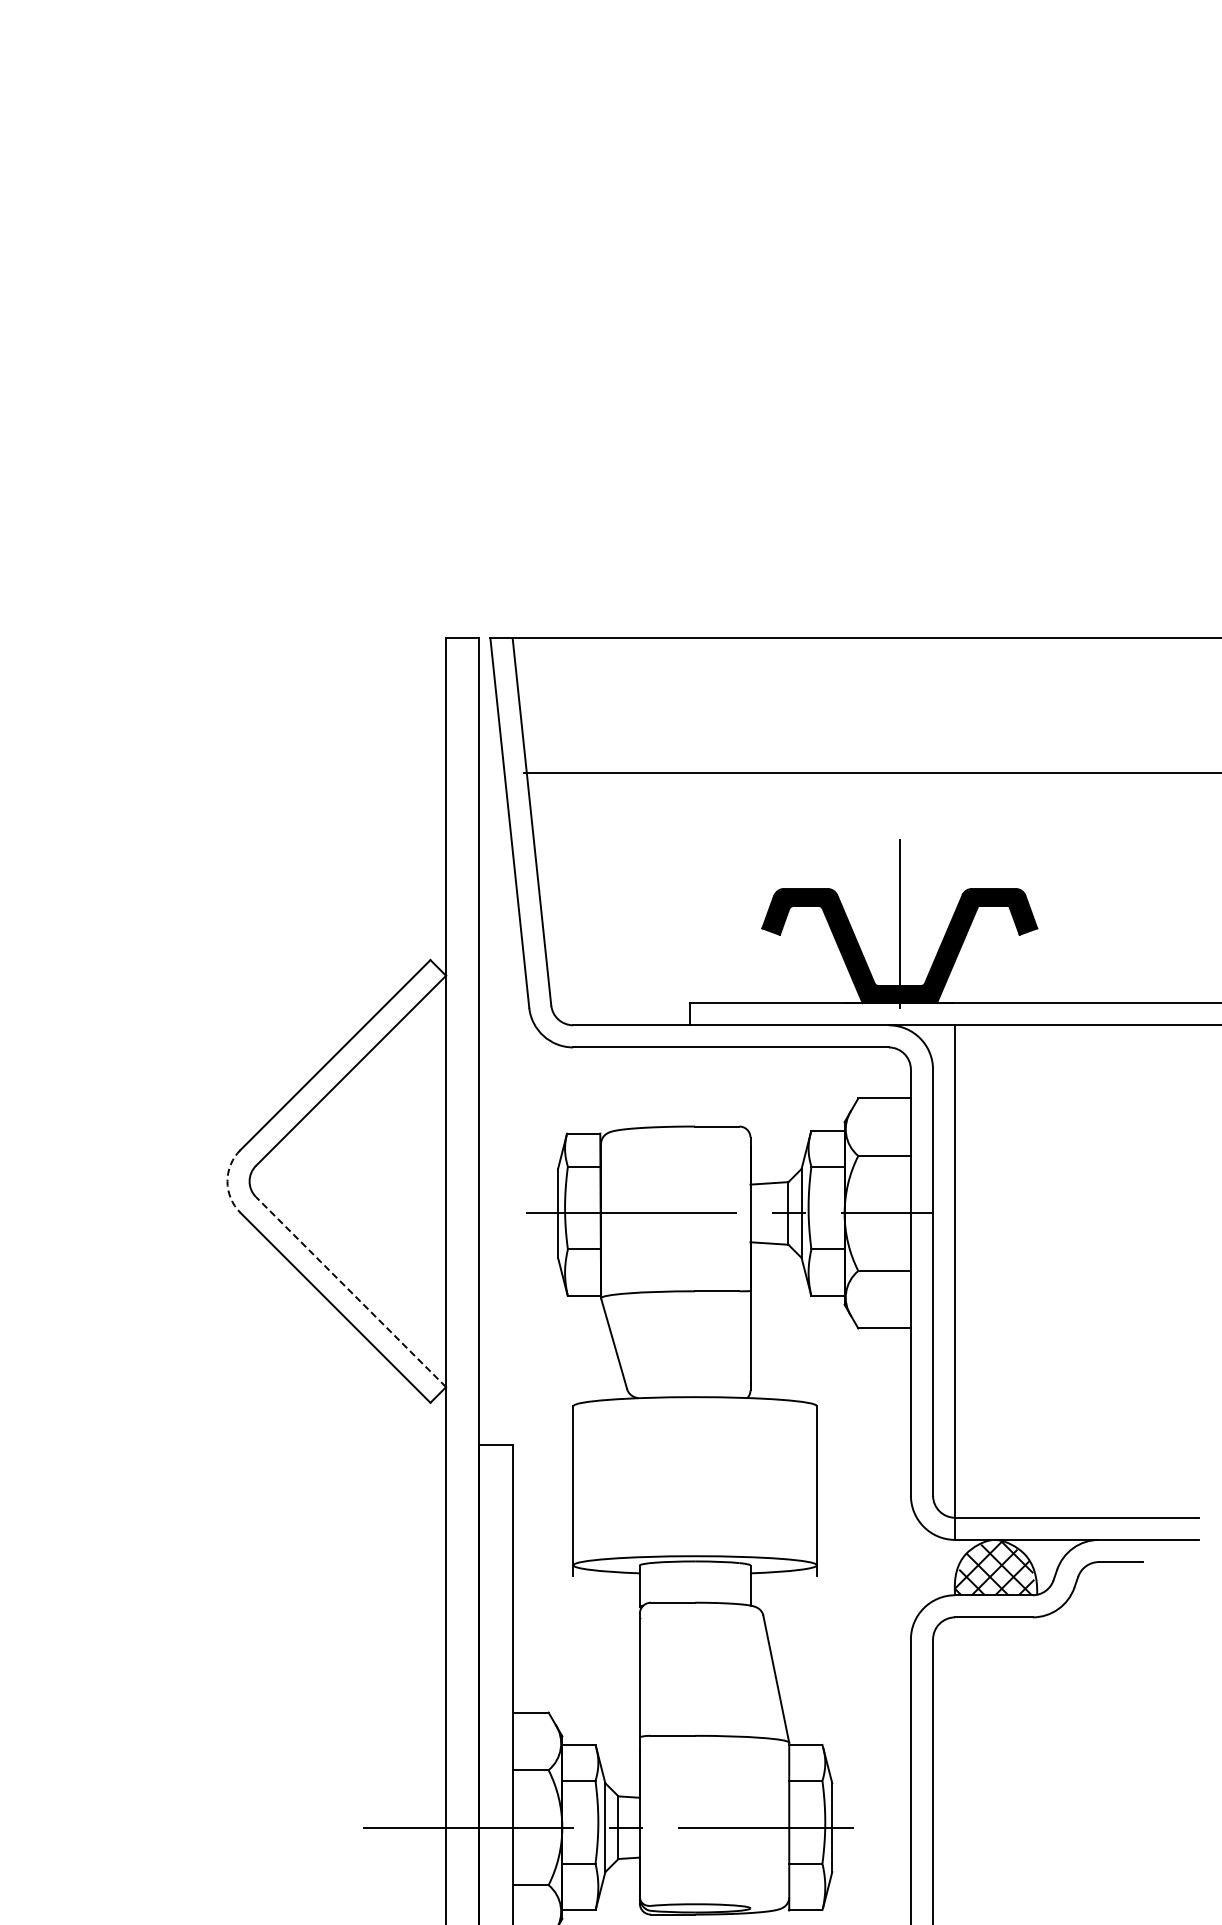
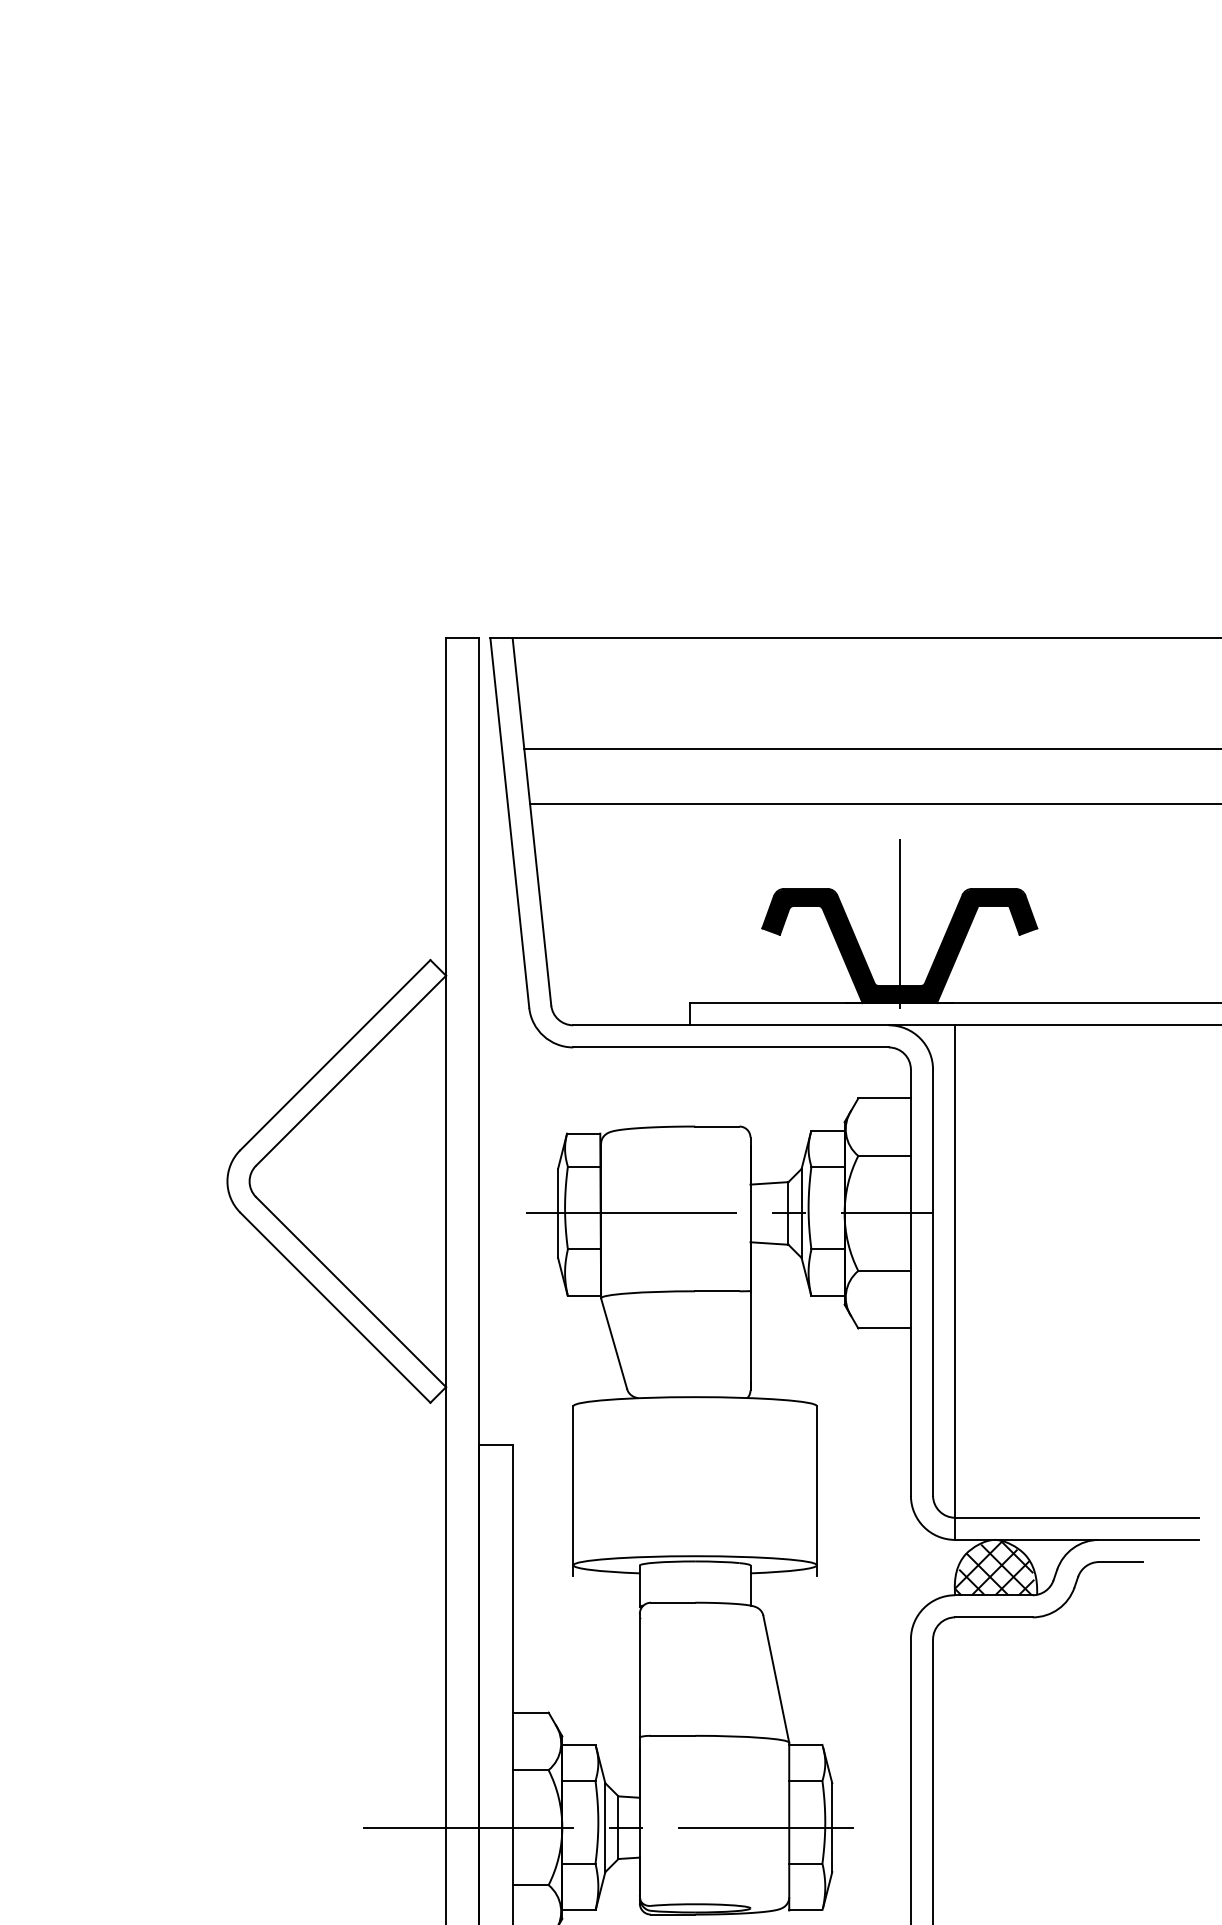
line position: (871, 772) -> (871, 748) (871, 748)
line: none -> present (874, 803)
arc: dashed -> solid (227, 1181)
line: dashed -> solid (350, 1291)
